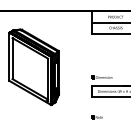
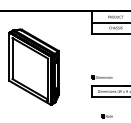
part position: (96, 117) -> (106, 116) (106, 116)
